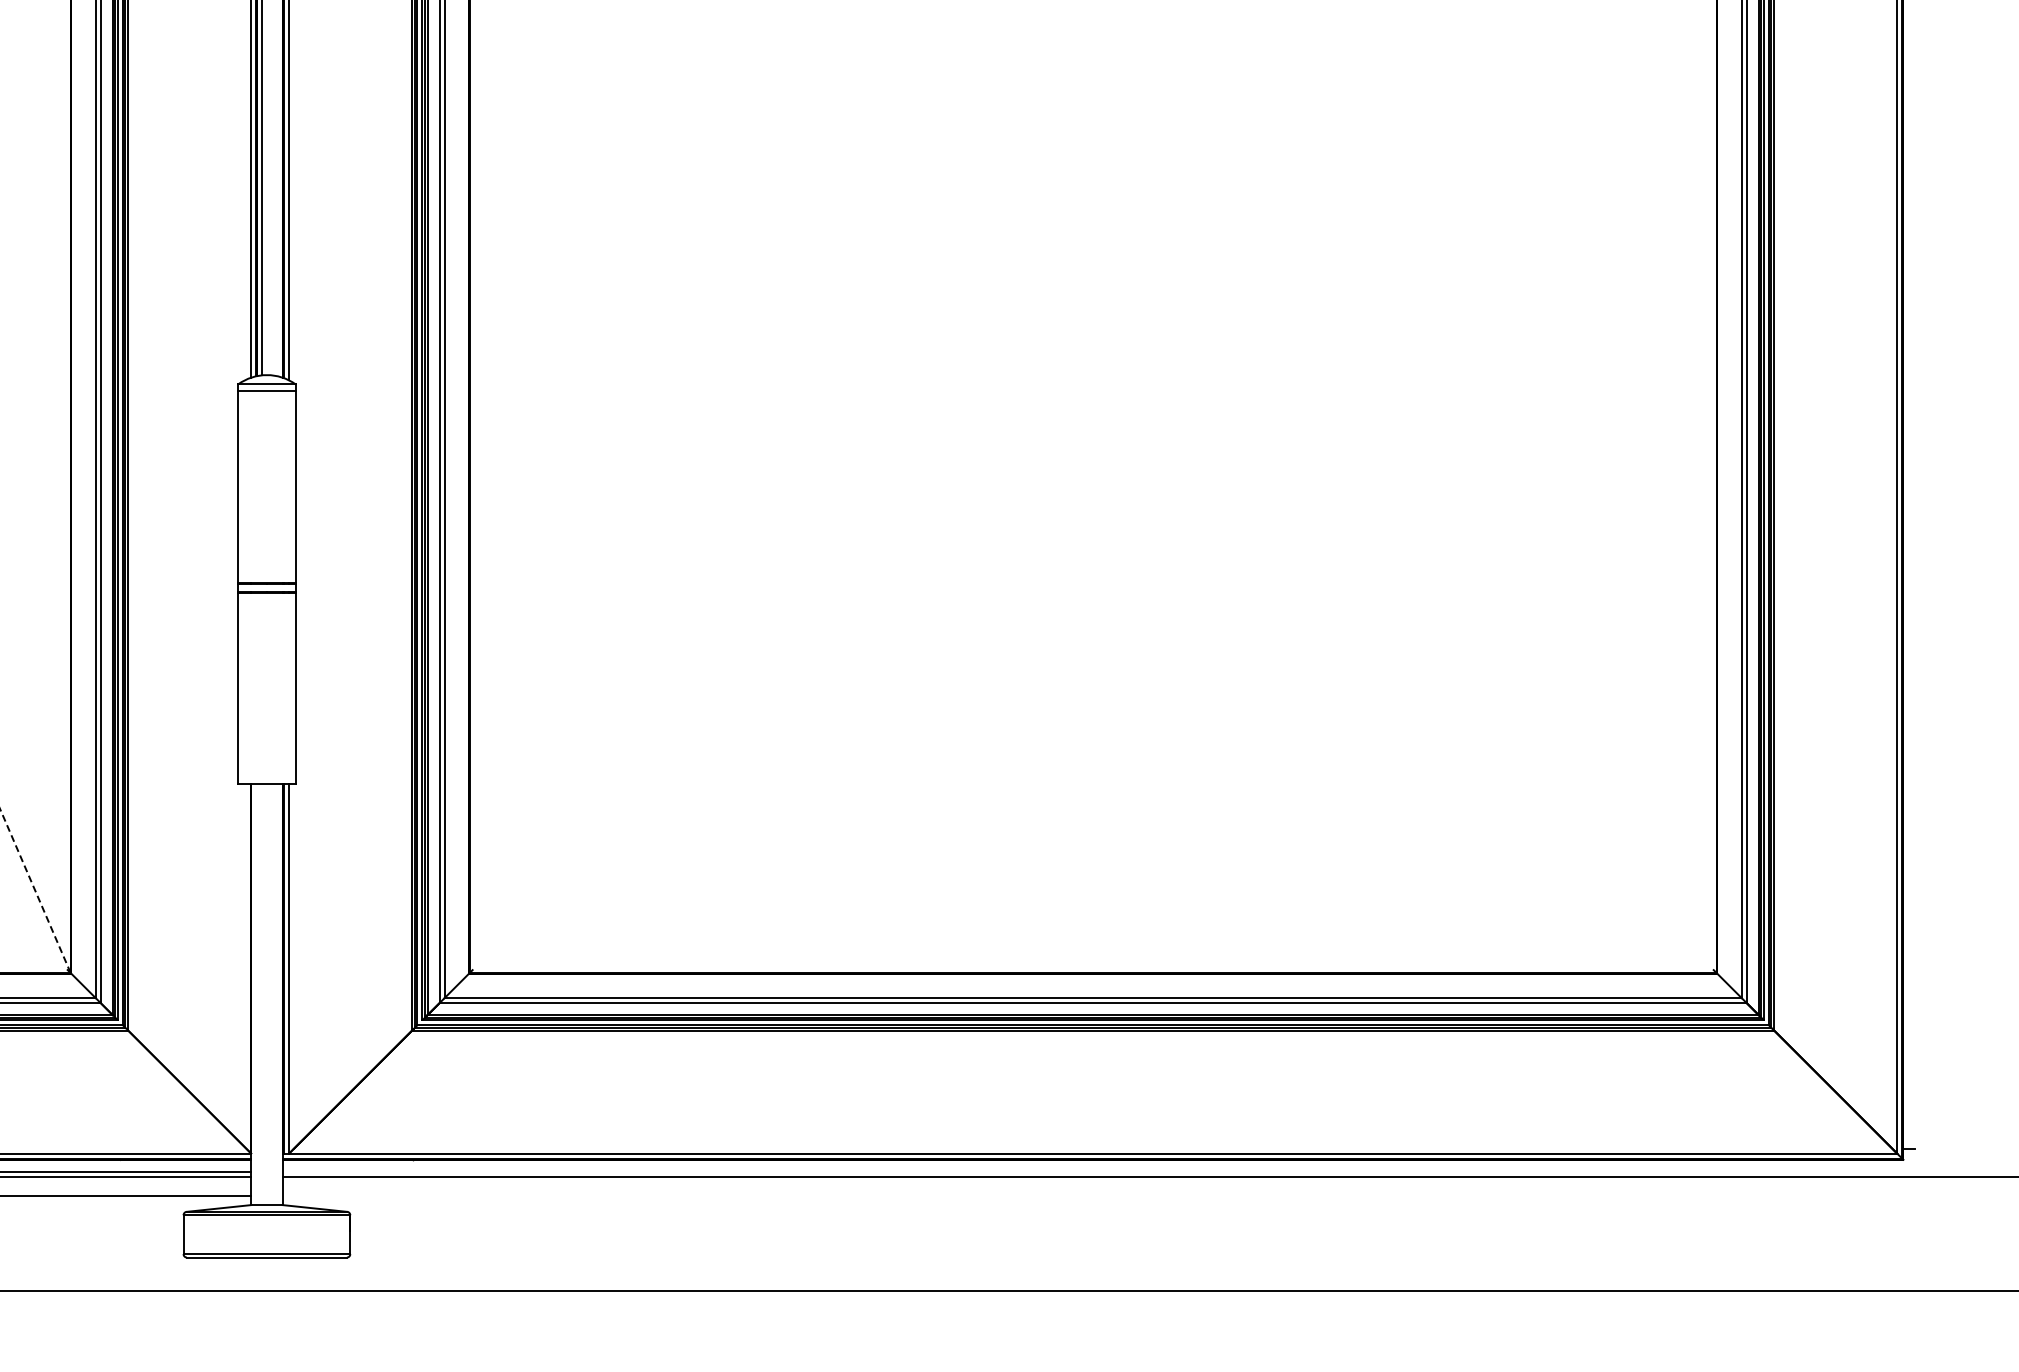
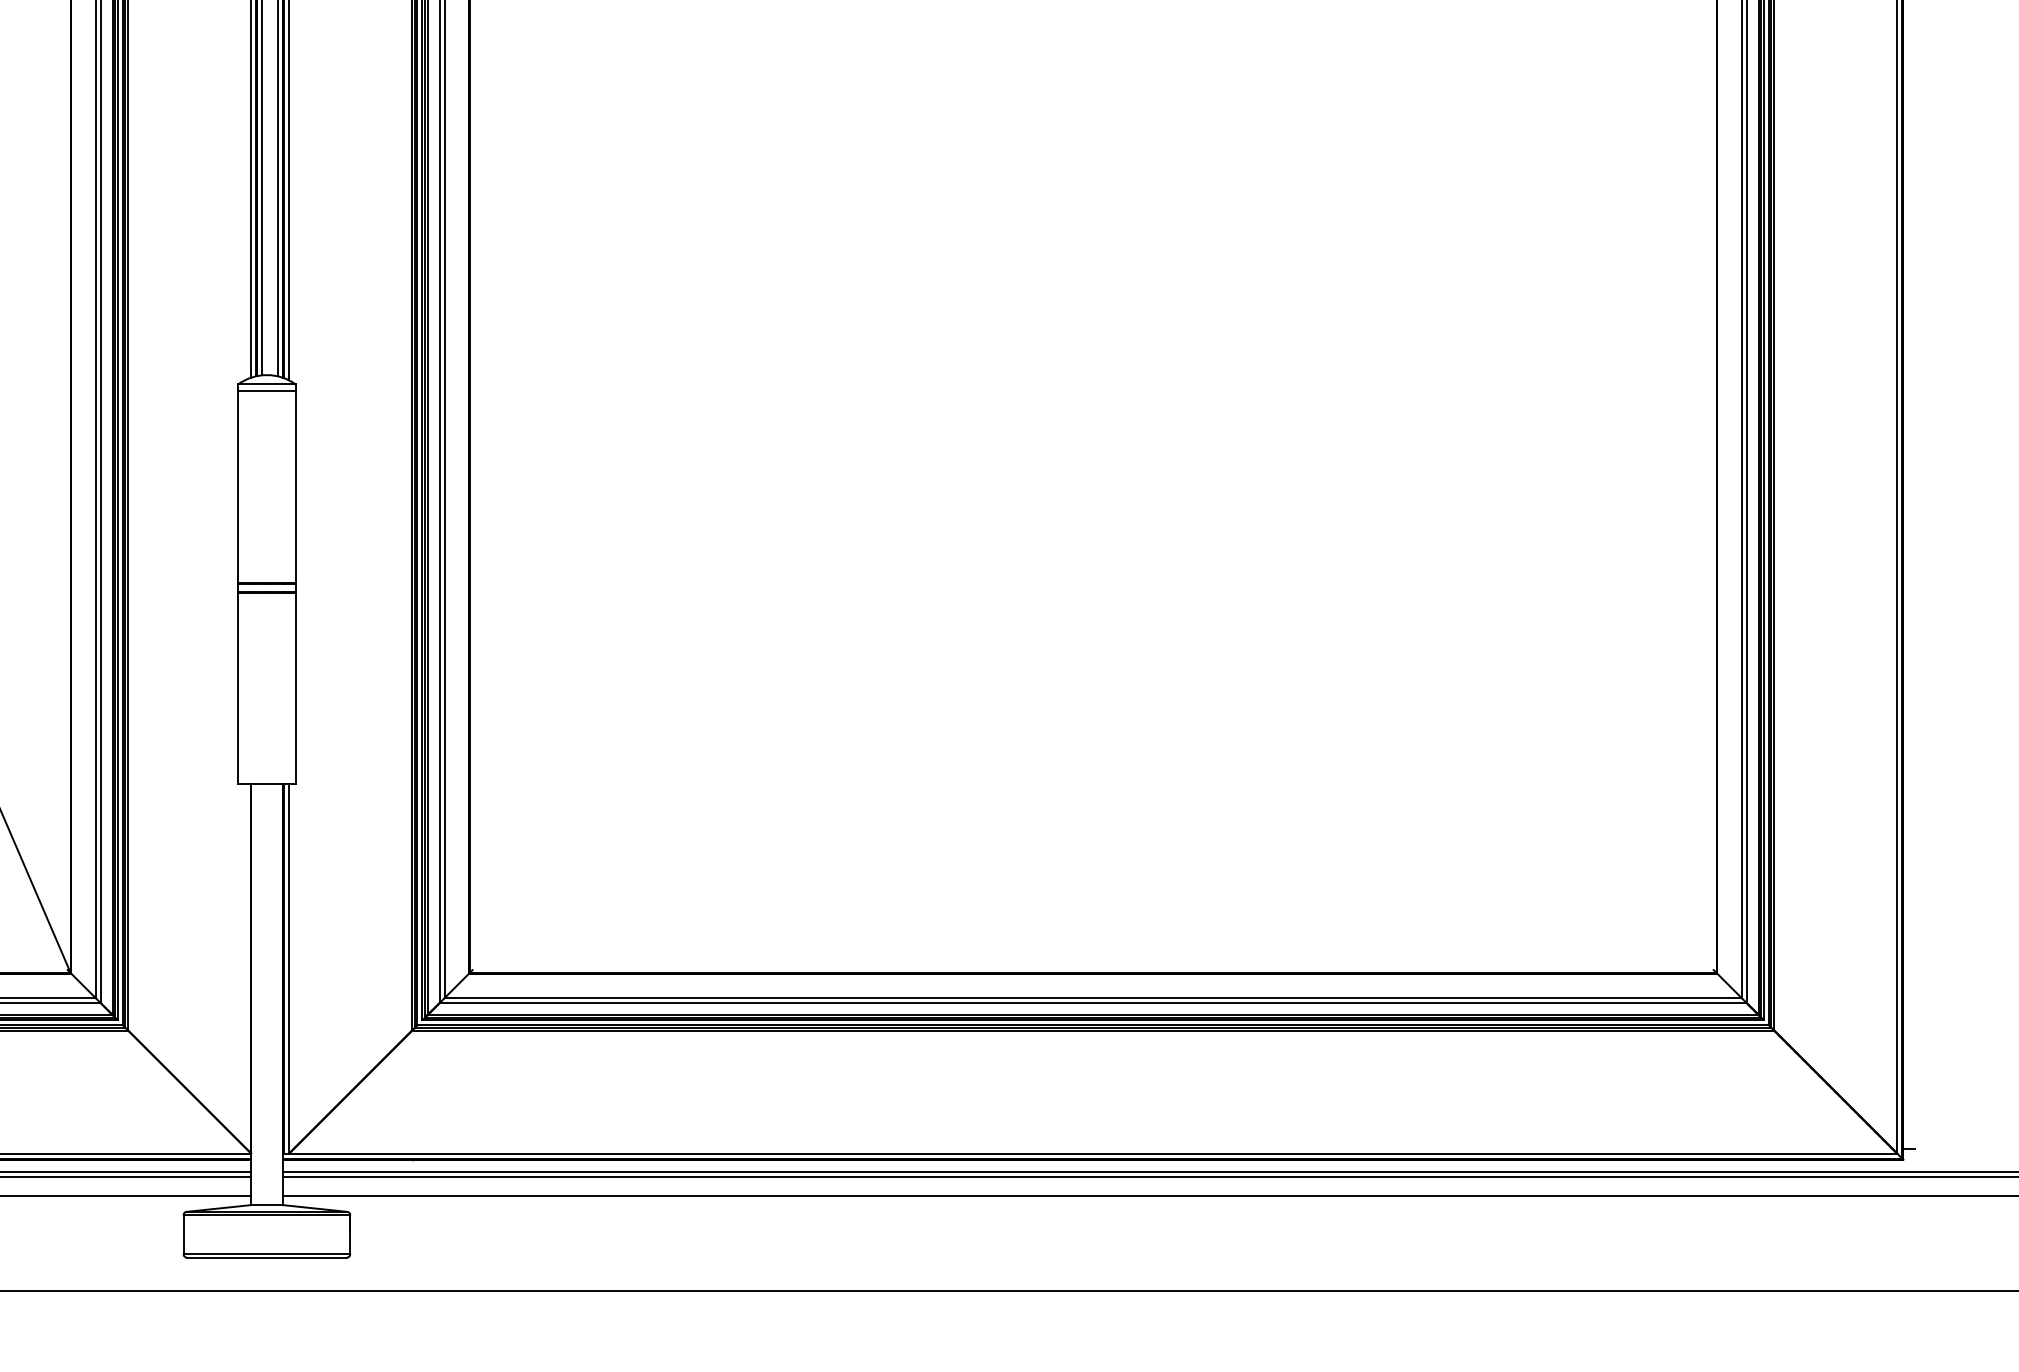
line: none -> present (278, 189)
line: dashed -> solid (35, 891)
line: none -> present (1148, 1171)
line: none -> present (1148, 1195)
